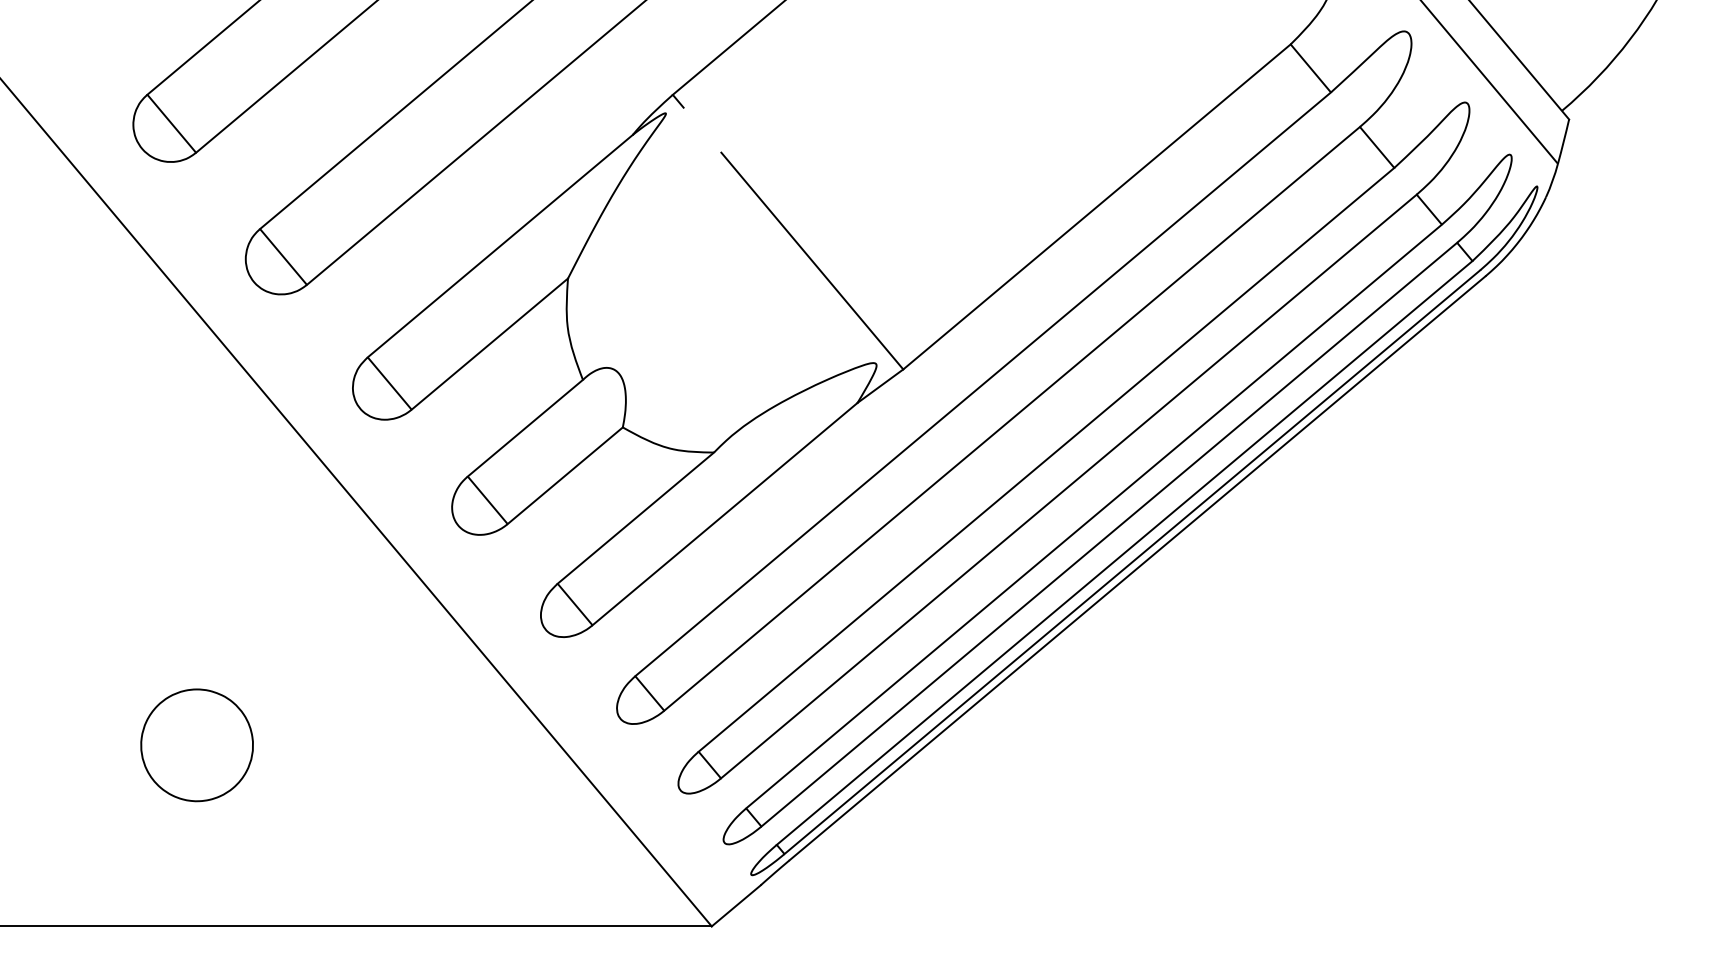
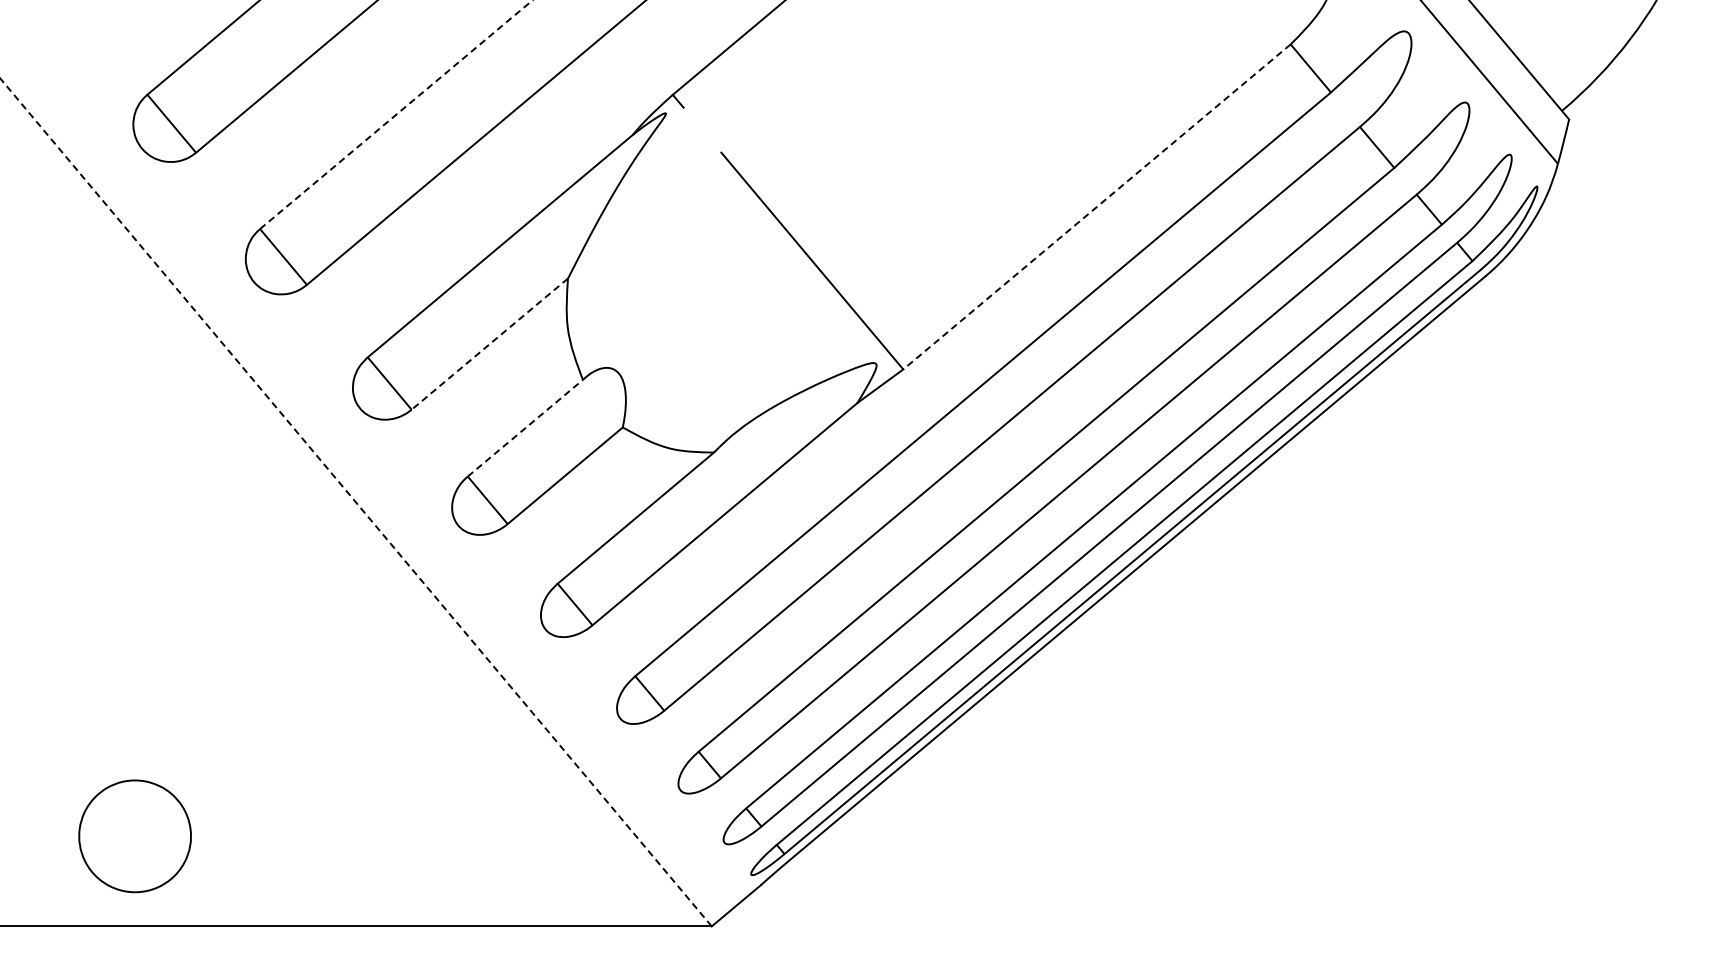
line: solid -> dashed (396, 114)
line: solid -> dashed (1096, 206)
line: solid -> dashed (489, 344)
line: solid -> dashed (525, 427)
line: solid -> dashed (355, 502)
part position: (196, 745) -> (134, 836) (134, 836)
